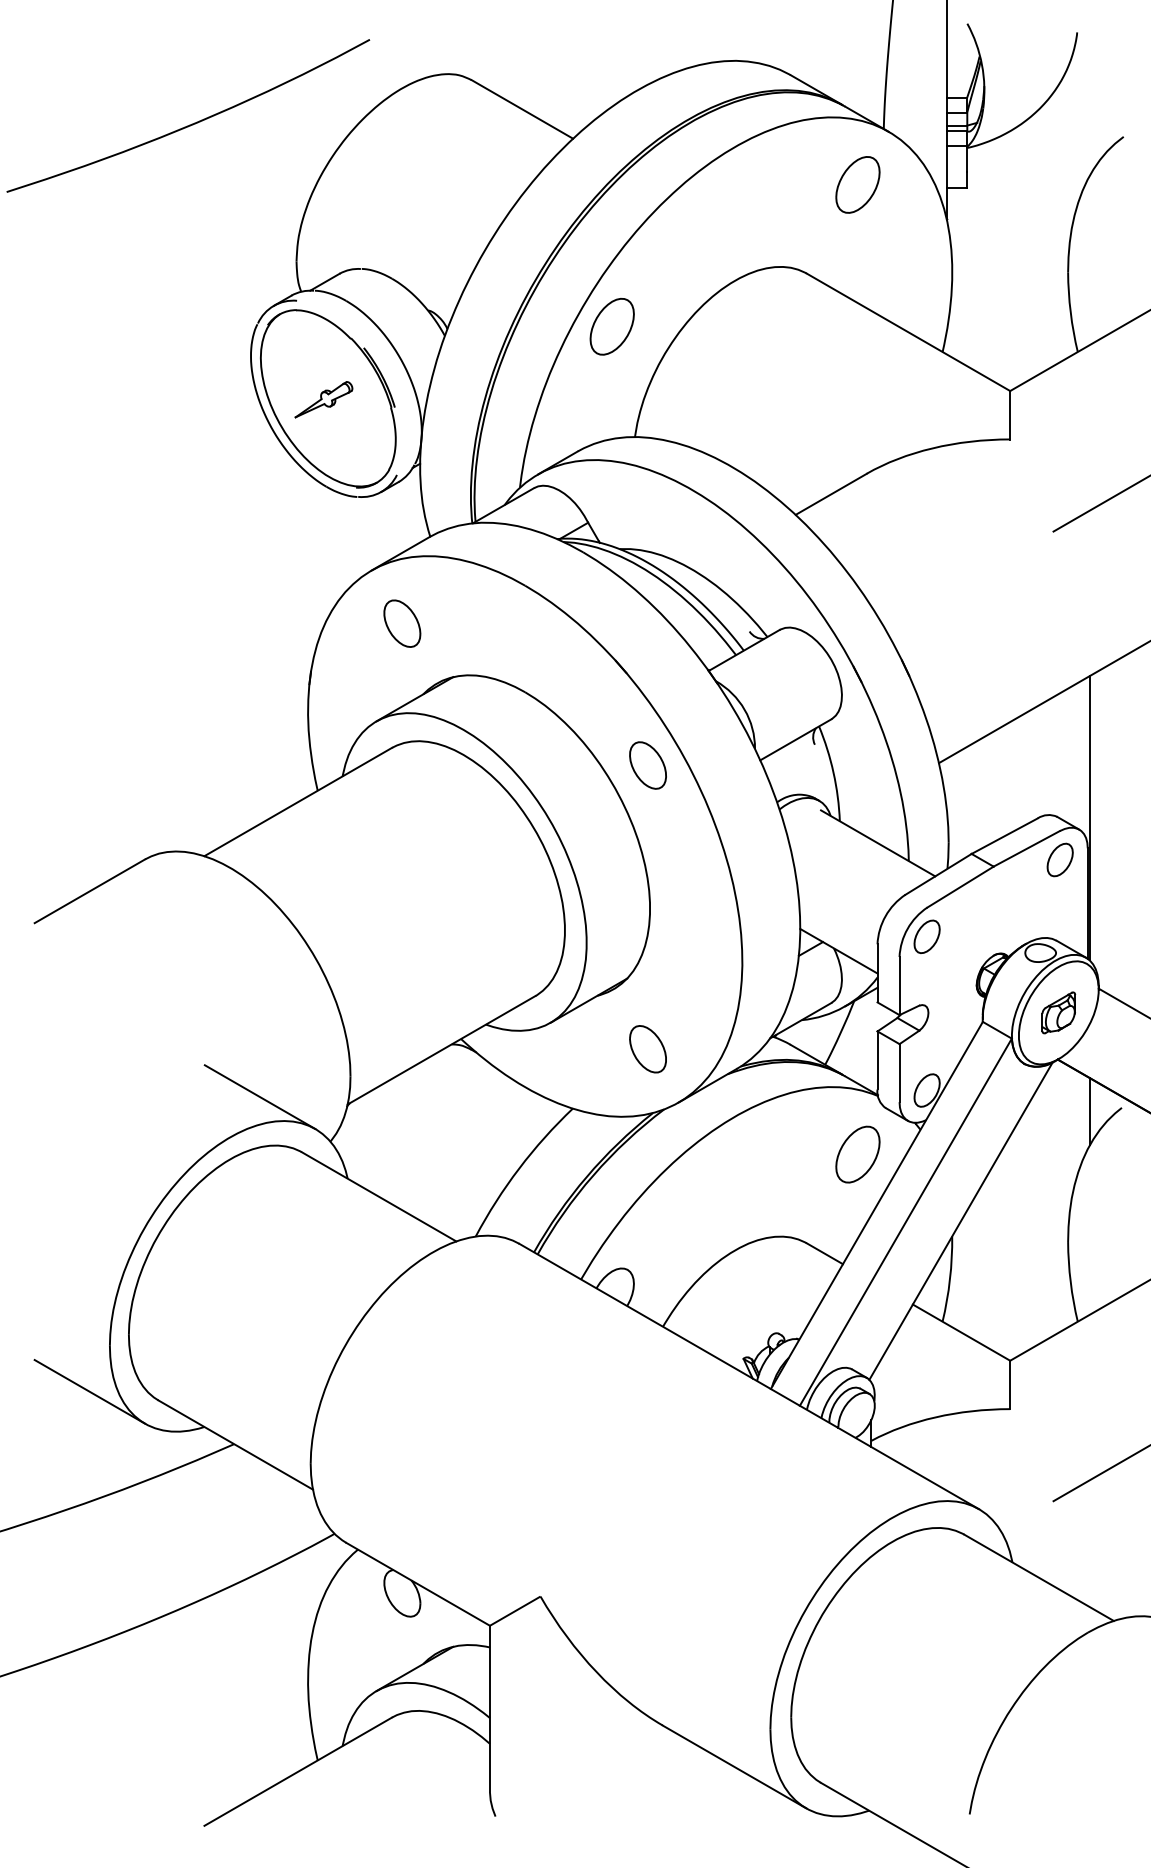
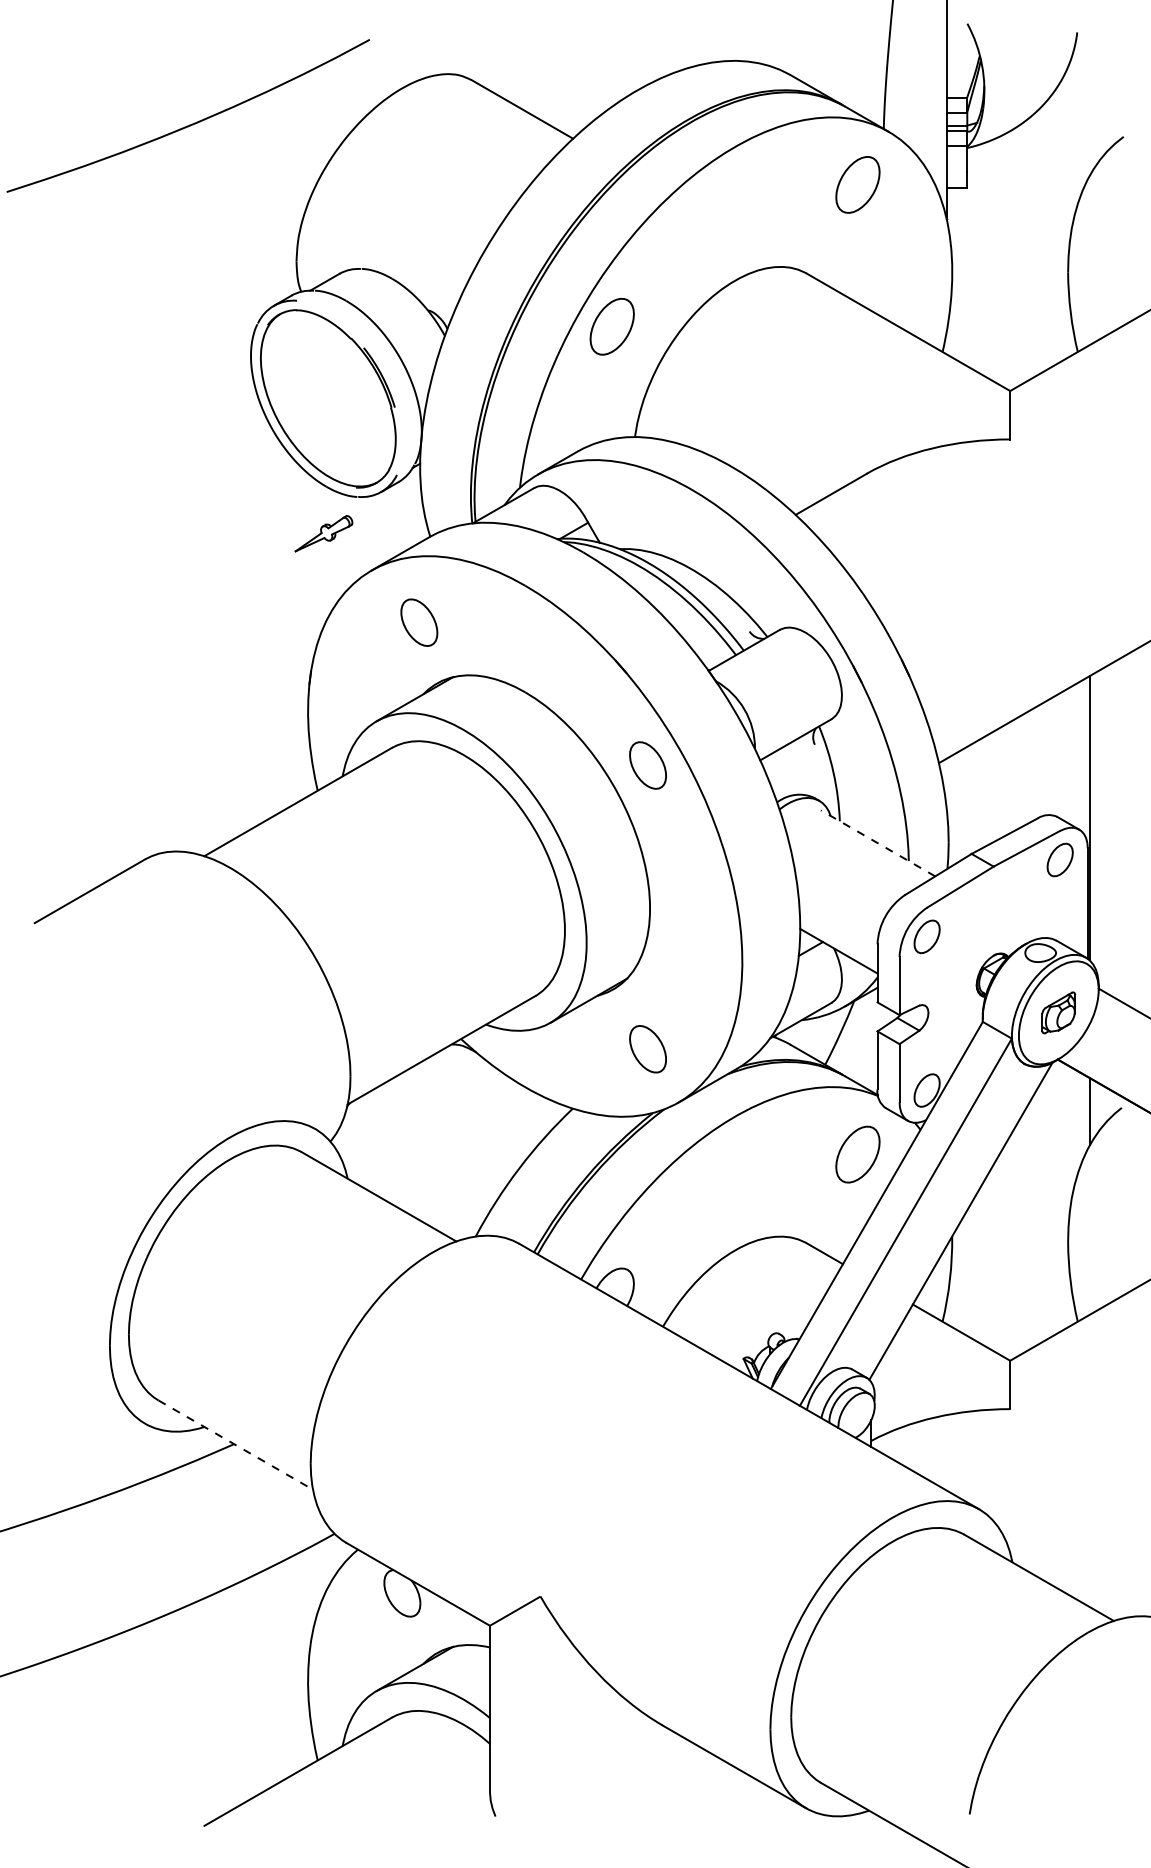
part position: (323, 399) -> (323, 533) (323, 533)
line: present -> none (1100, 504)
part position: (402, 623) -> (419, 622) (419, 622)
line: solid -> dashed (878, 843)
line: present -> none (259, 1096)
line: present -> none (89, 1391)
line: solid -> dashed (236, 1445)
line: present -> none (1100, 1474)
